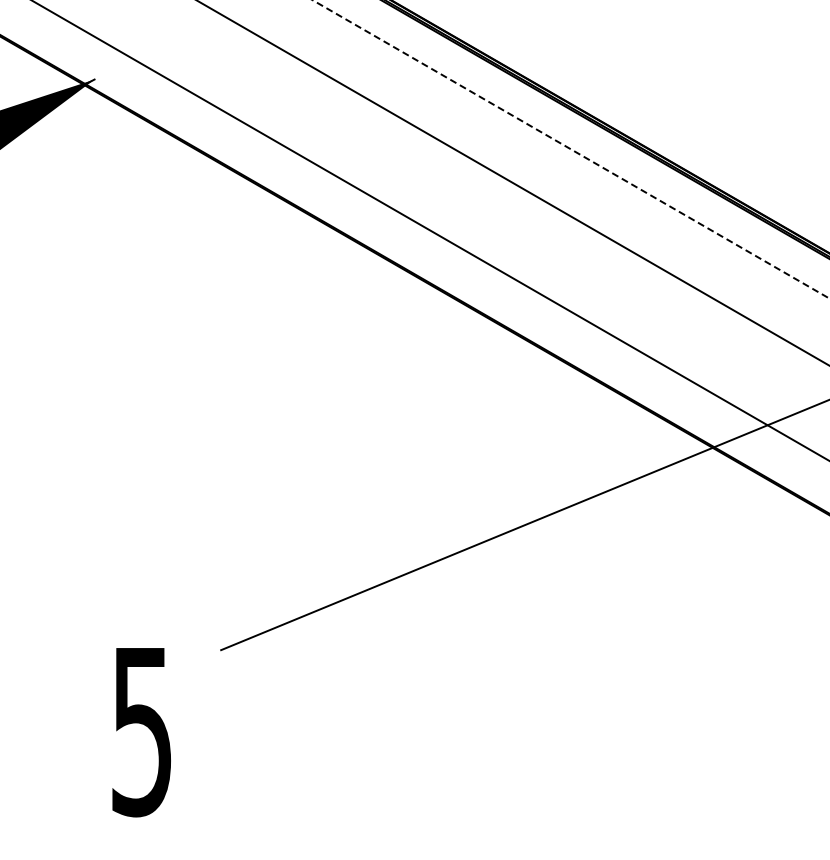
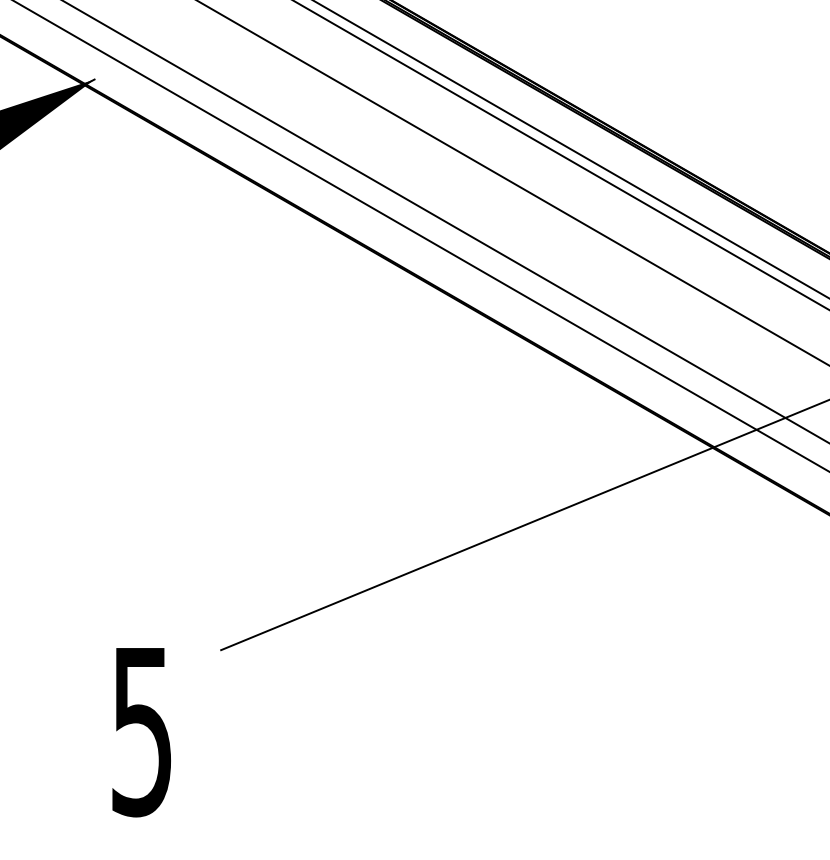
line: dashed -> solid (571, 149)
line: none -> present (560, 155)
line position: (430, 230) -> (445, 221) (445, 221)
line: none -> present (420, 236)
